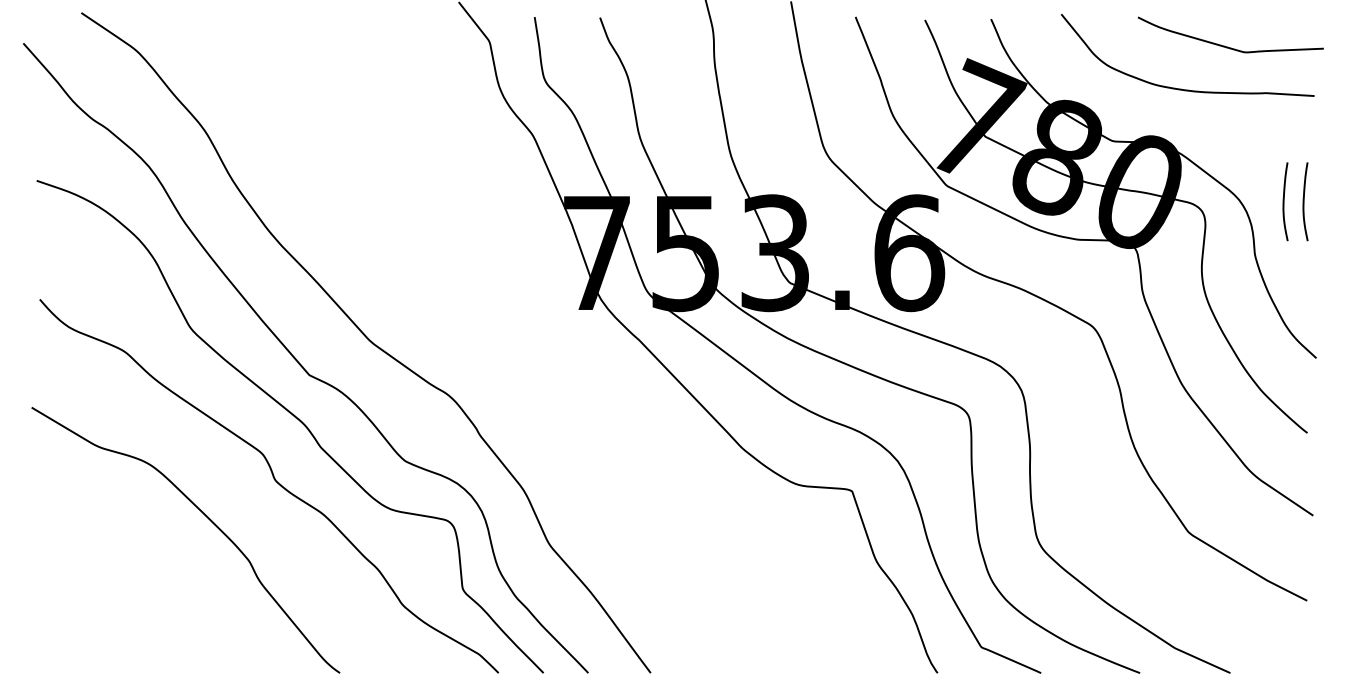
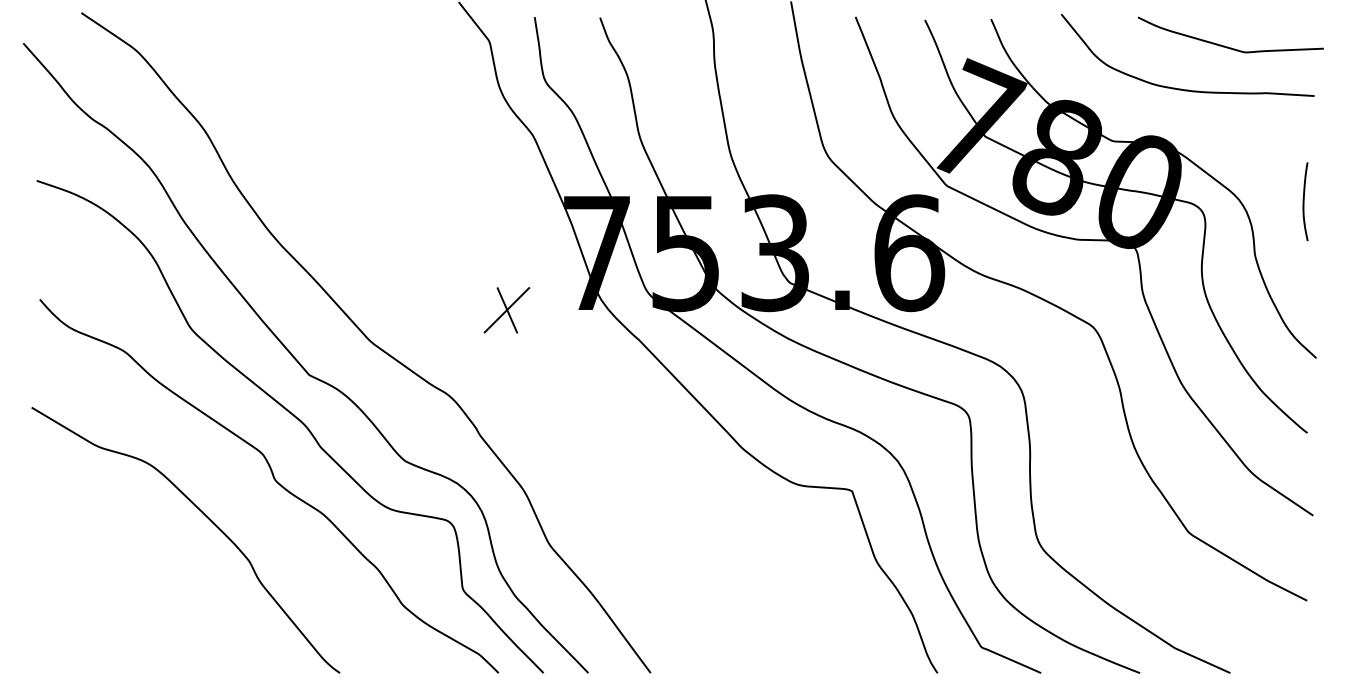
curve: present -> none (1284, 201)
part: none -> present (506, 310)
